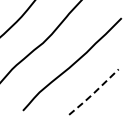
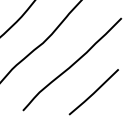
line: dashed -> solid (94, 93)
